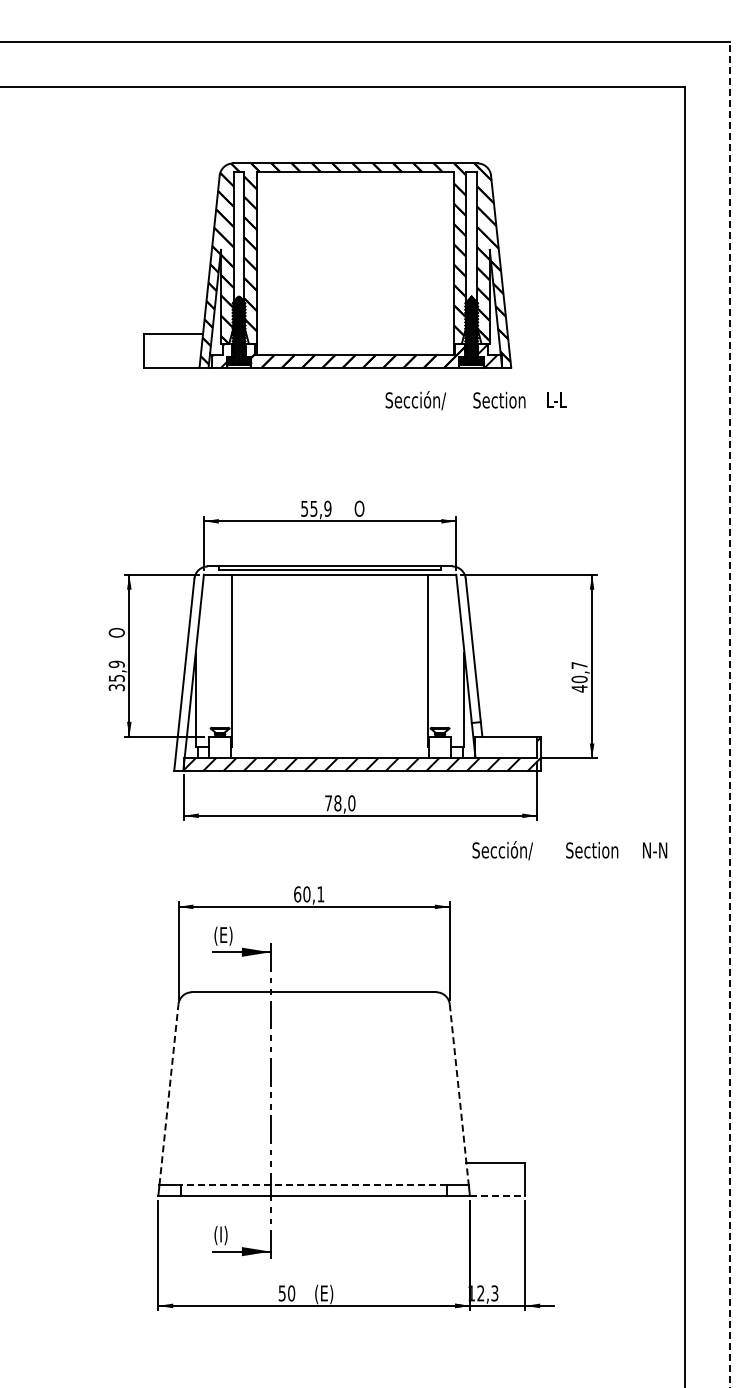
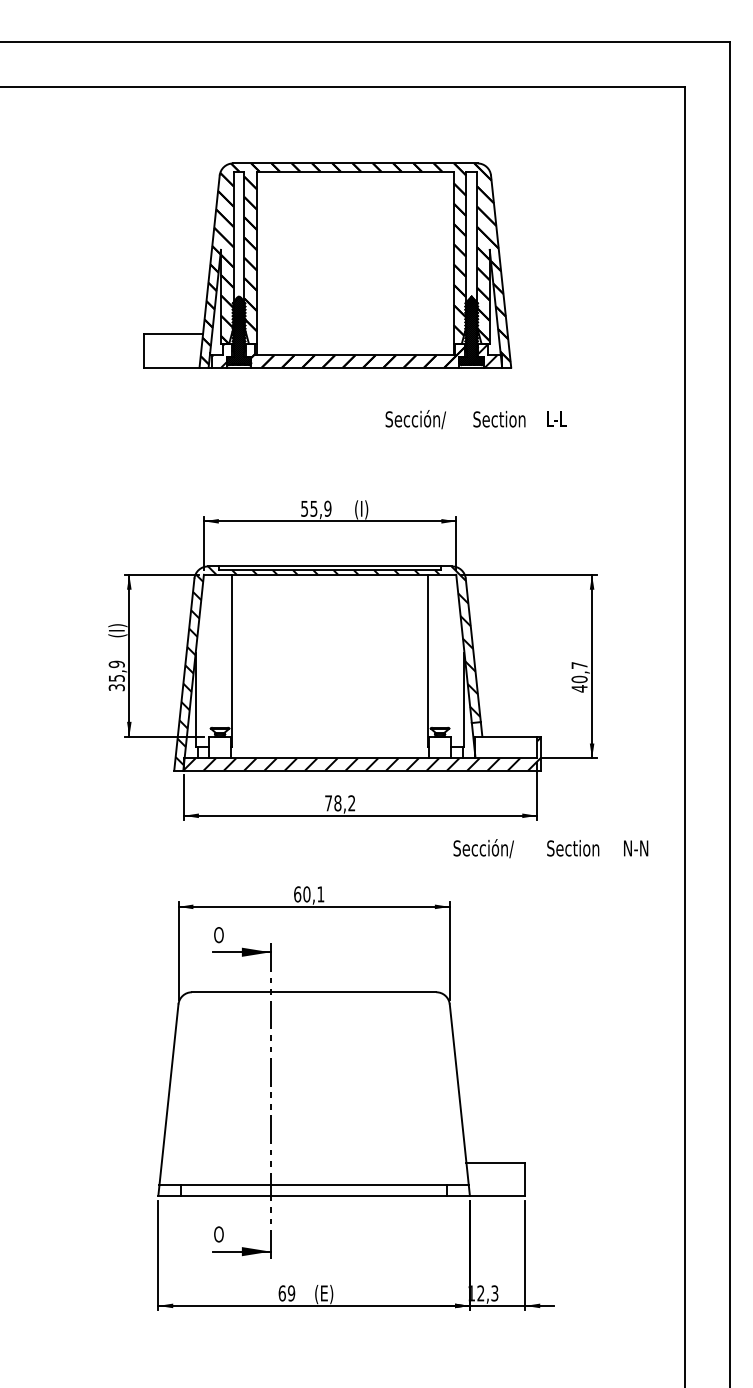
text position: (475, 400) -> (475, 419) (475, 419)
text: O -> (I) (361, 509)
text: O -> (I) (117, 630)
hatch: none -> present (327, 665)
line: dashed -> solid (730, 714)
text: 78,0 -> 78,2 (351, 803)
text position: (569, 850) -> (550, 848) (550, 848)
text: (E) -> O (223, 935)
line: dashed -> solid (168, 1094)
line: dashed -> solid (459, 1094)
line: dashed -> solid (313, 1185)
line: dashed -> solid (497, 1196)
text: (I) -> O (220, 1235)
text: 50 -> 69 (286, 1293)
